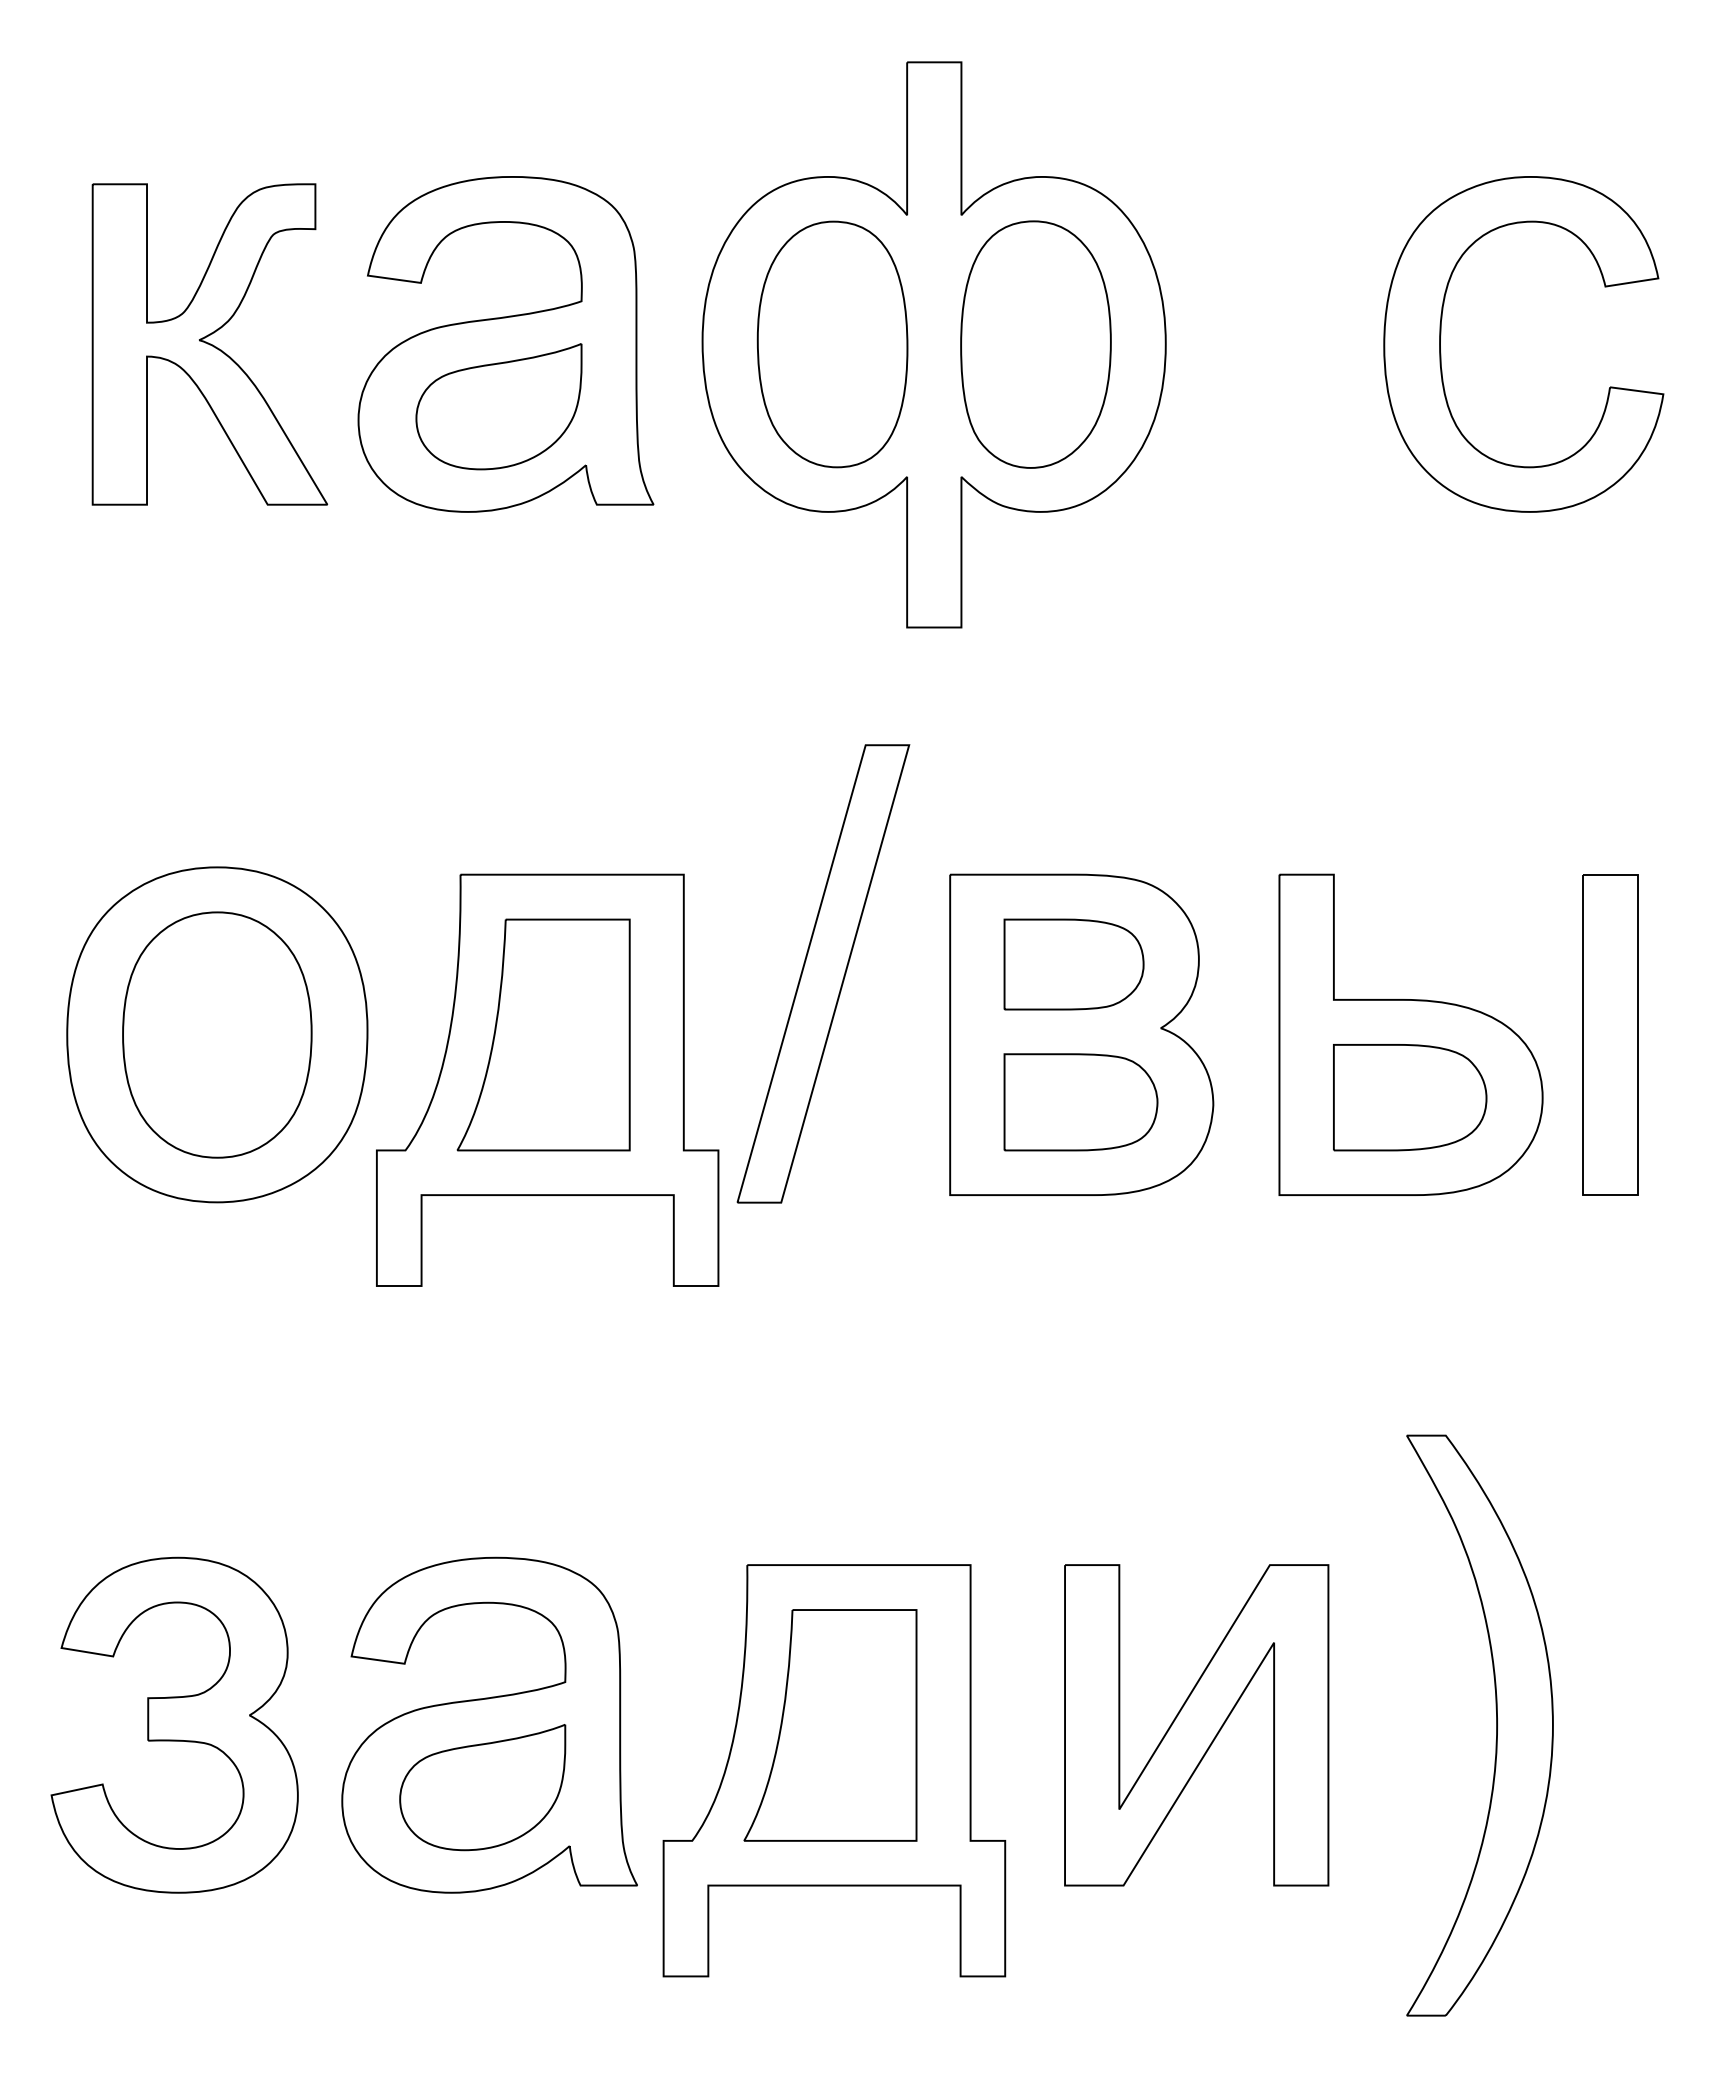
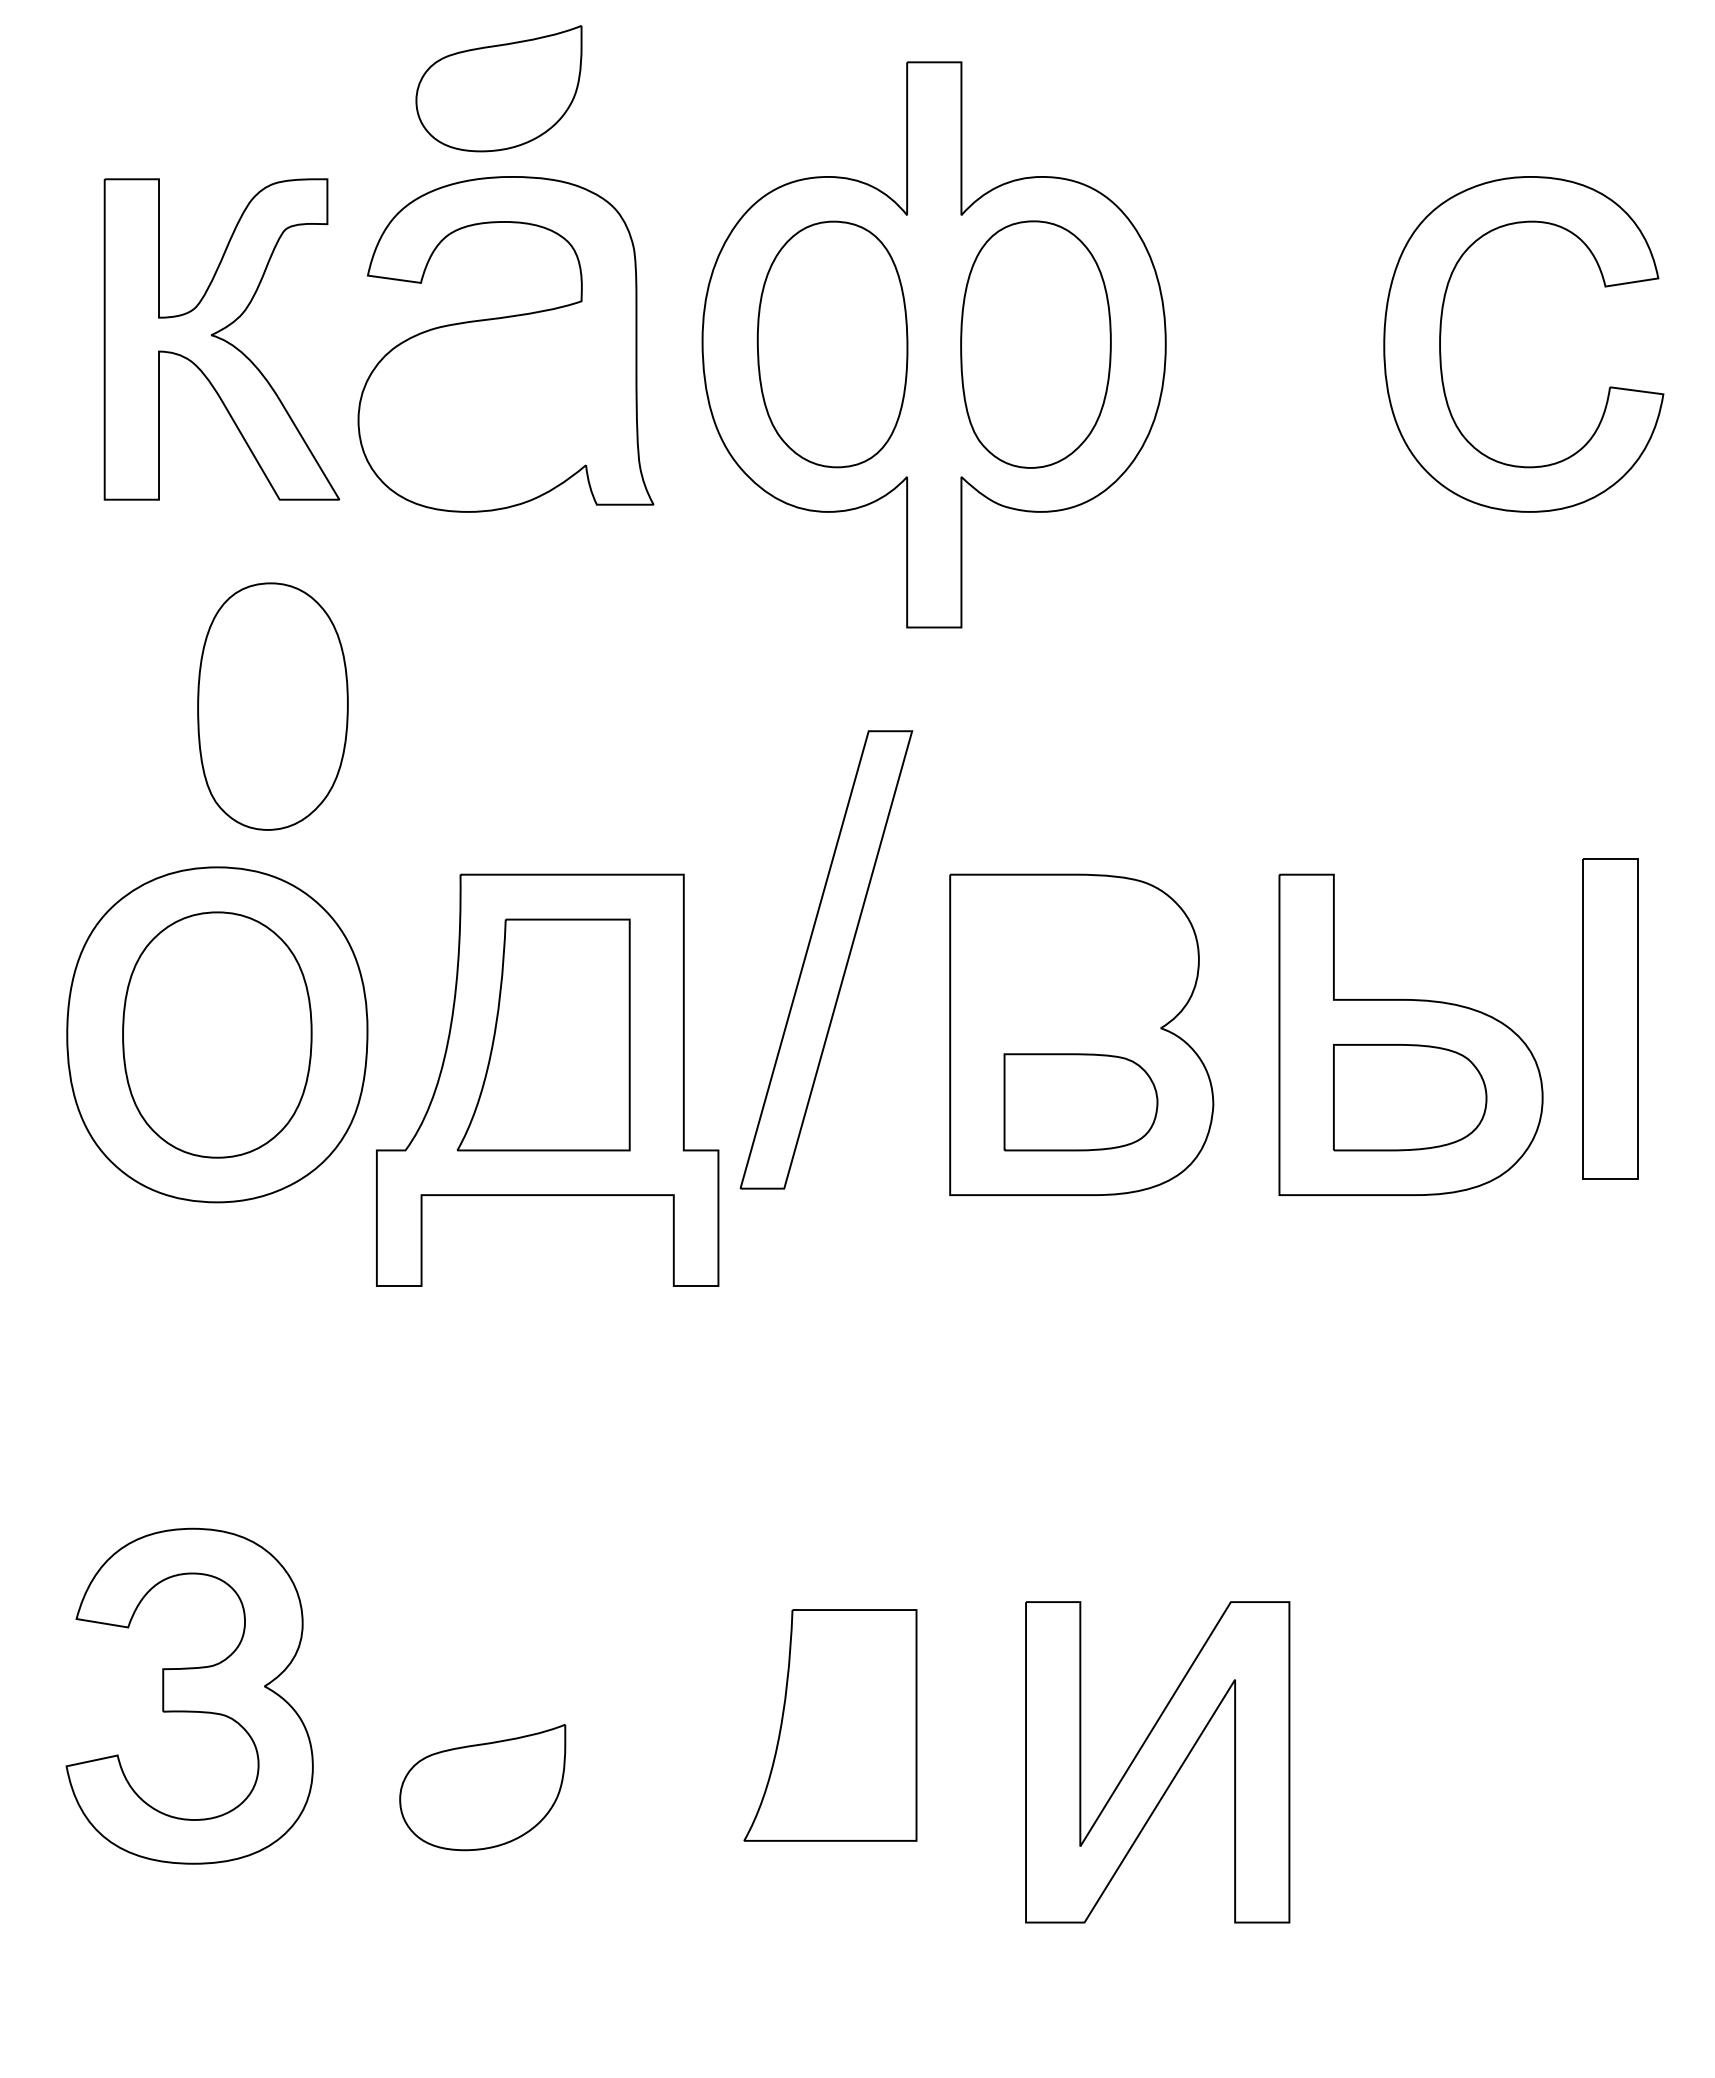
part position: (209, 344) -> (221, 339) (221, 339)
part position: (498, 406) -> (498, 88) (498, 88)
part: none -> present (272, 706)
part: present -> none (1073, 964)
part position: (823, 973) -> (826, 959) (826, 959)
part position: (1610, 1034) -> (1610, 1018) (1610, 1018)
part position: (174, 1724) -> (189, 1695) (189, 1695)
part: present -> none (489, 1724)
part position: (1196, 1725) -> (1157, 1762) (1157, 1762)
part: present -> none (1496, 1725)
part: present -> none (834, 1770)
